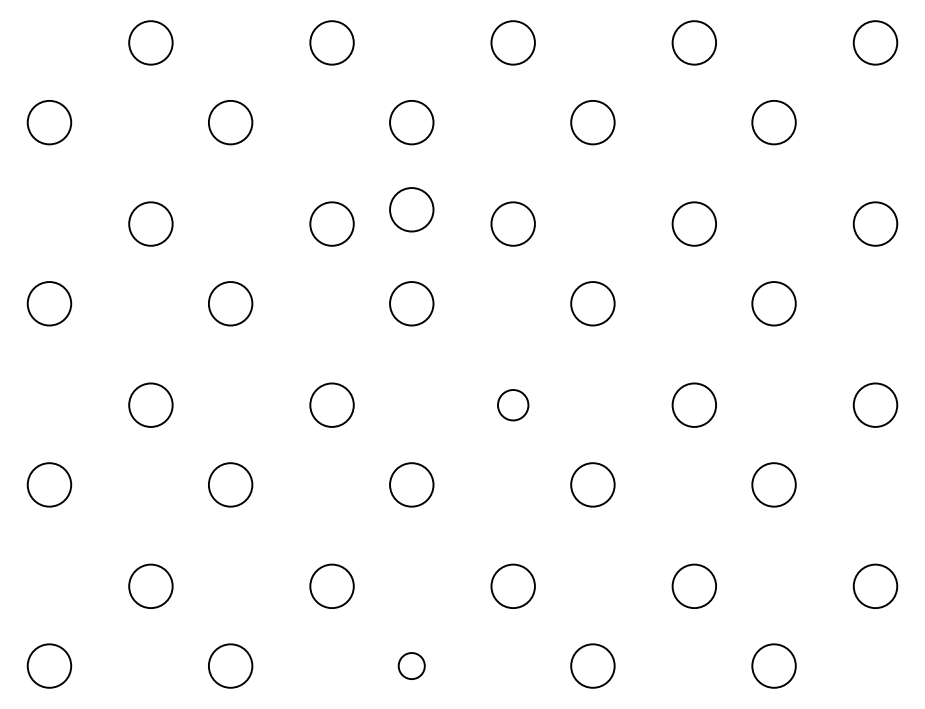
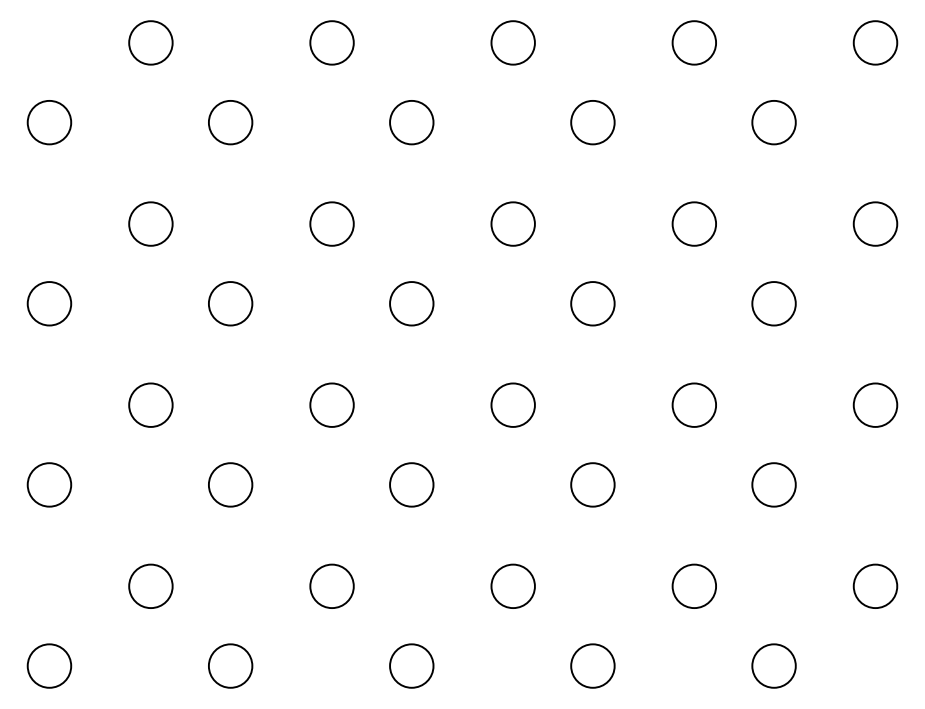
circle: present -> none (411, 209)
circle diameter: 30 px -> 43 px (512, 404)
circle diameter: 26 px -> 43 px (411, 665)
